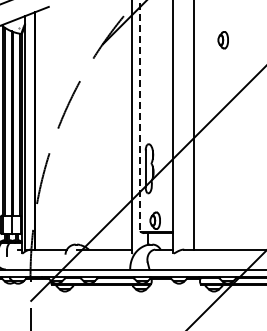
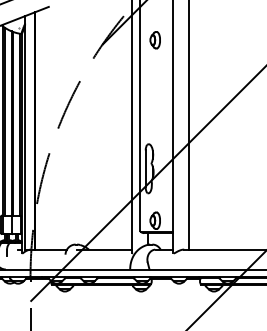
part position: (222, 40) -> (154, 40) (154, 40)
line: dashed -> solid (140, 116)
line position: (193, 125) -> (188, 125) (188, 125)
